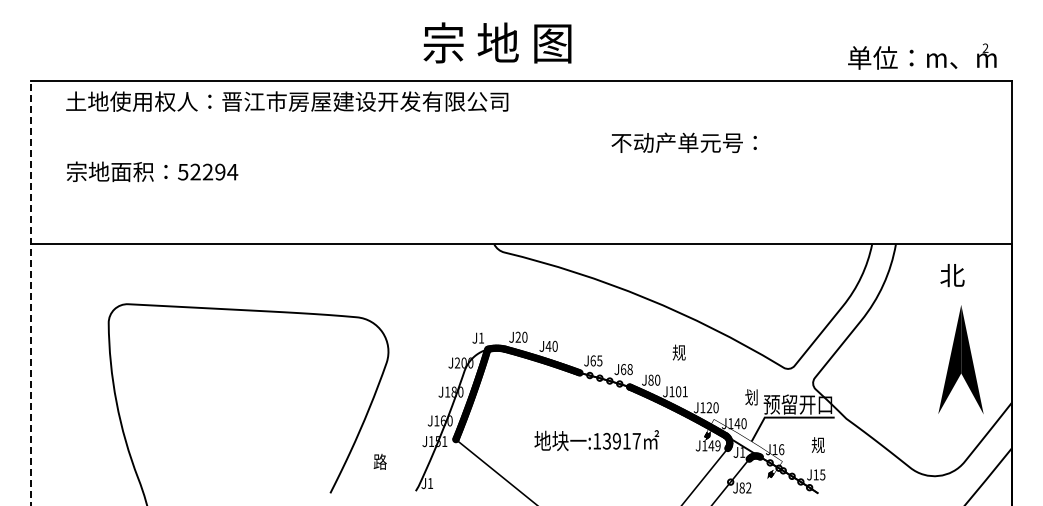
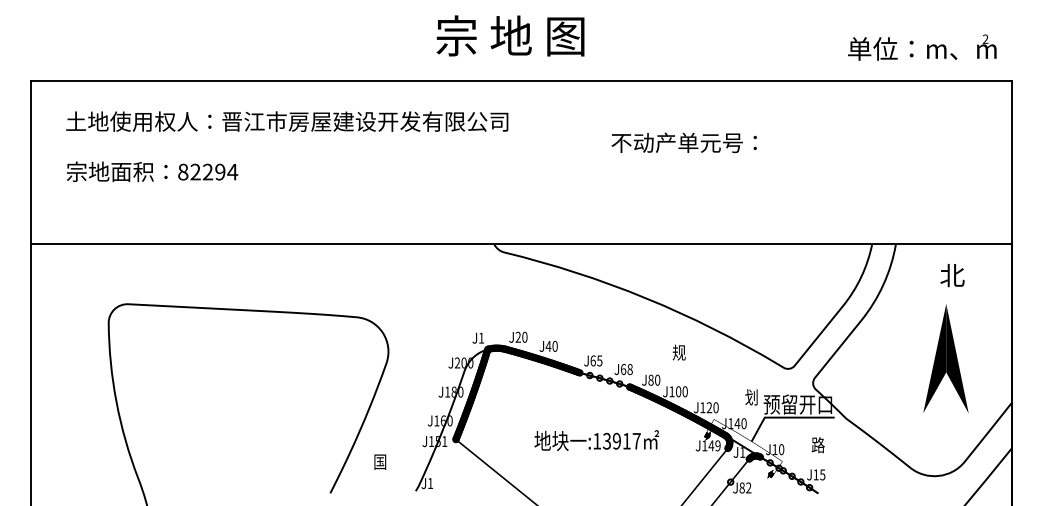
text position: (497, 42) -> (510, 35) (510, 35)
text position: (922, 56) -> (922, 47) (922, 47)
text position: (287, 101) -> (287, 121) (287, 121)
text: 52294 -> 82294 (183, 171)
line: dashed -> solid (31, 292)
part position: (960, 359) -> (945, 358) (945, 358)
text: J101 -> J100 (684, 391)
text: 规 -> 路 (817, 445)
text: J16 -> J10 (781, 449)
text: 路 -> 国 (379, 461)
